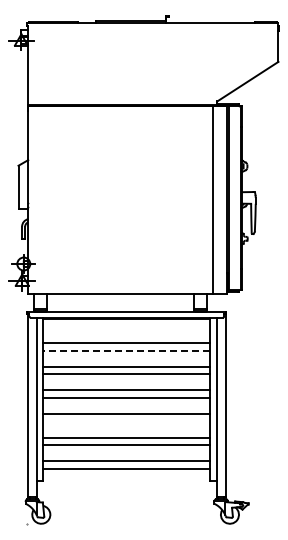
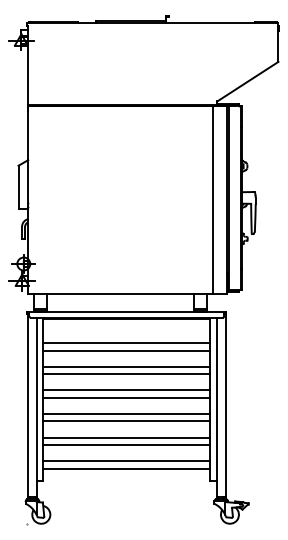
line: dashed -> solid (126, 350)
line: none -> present (126, 421)
